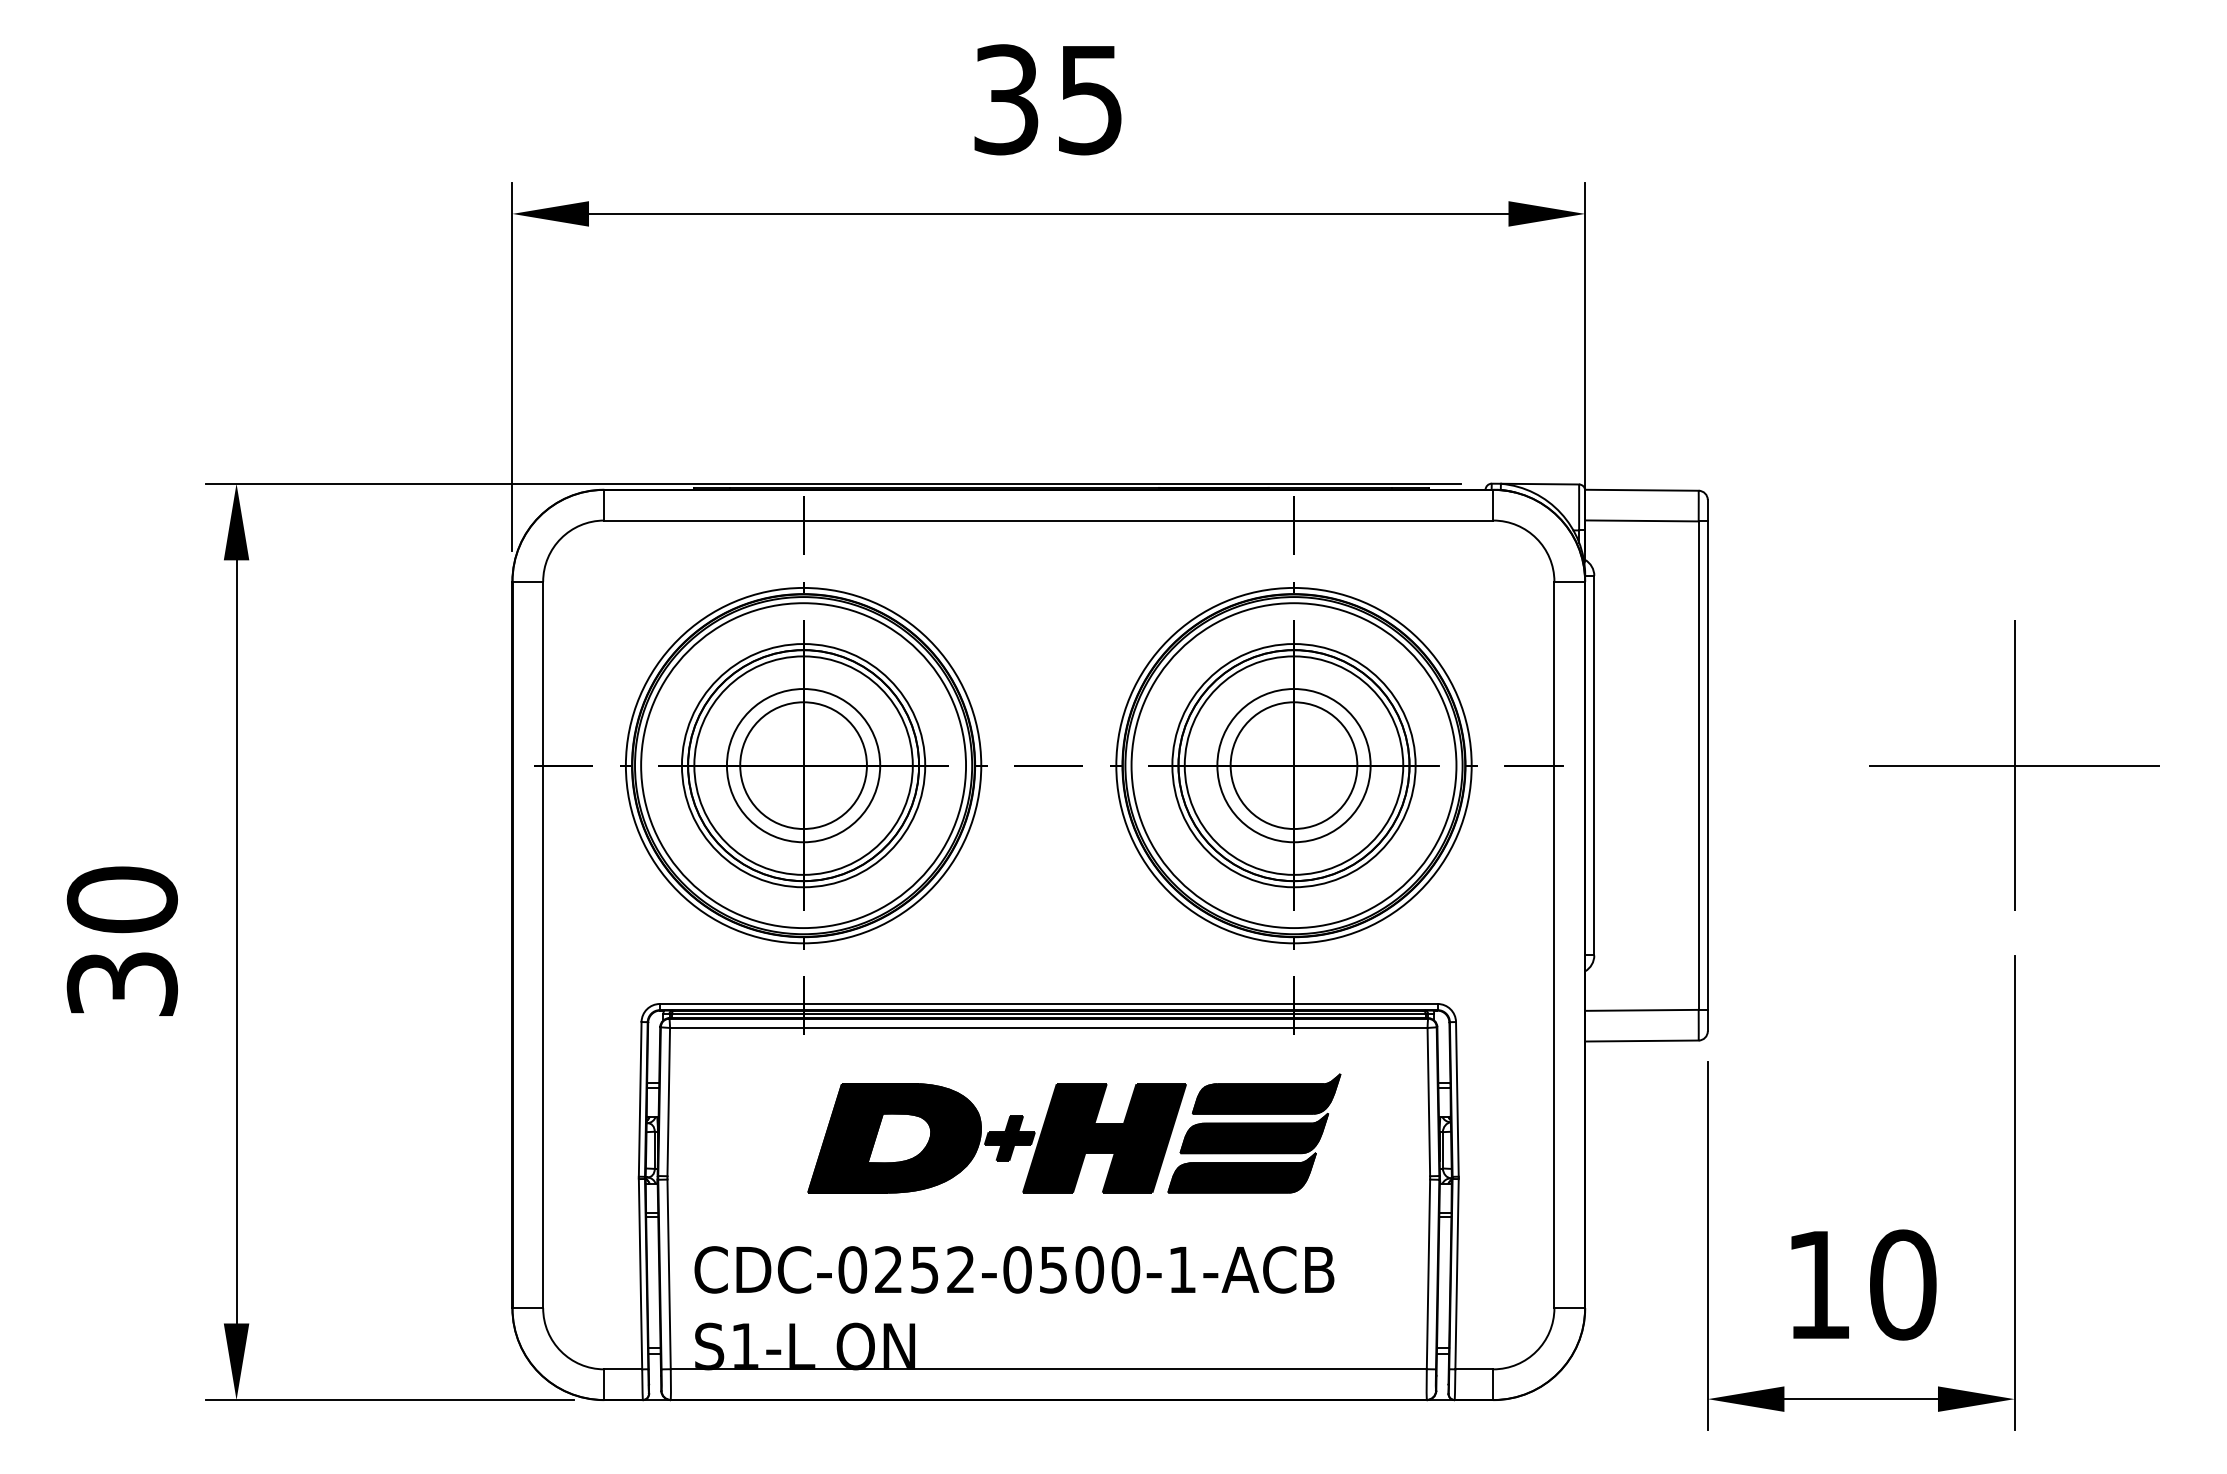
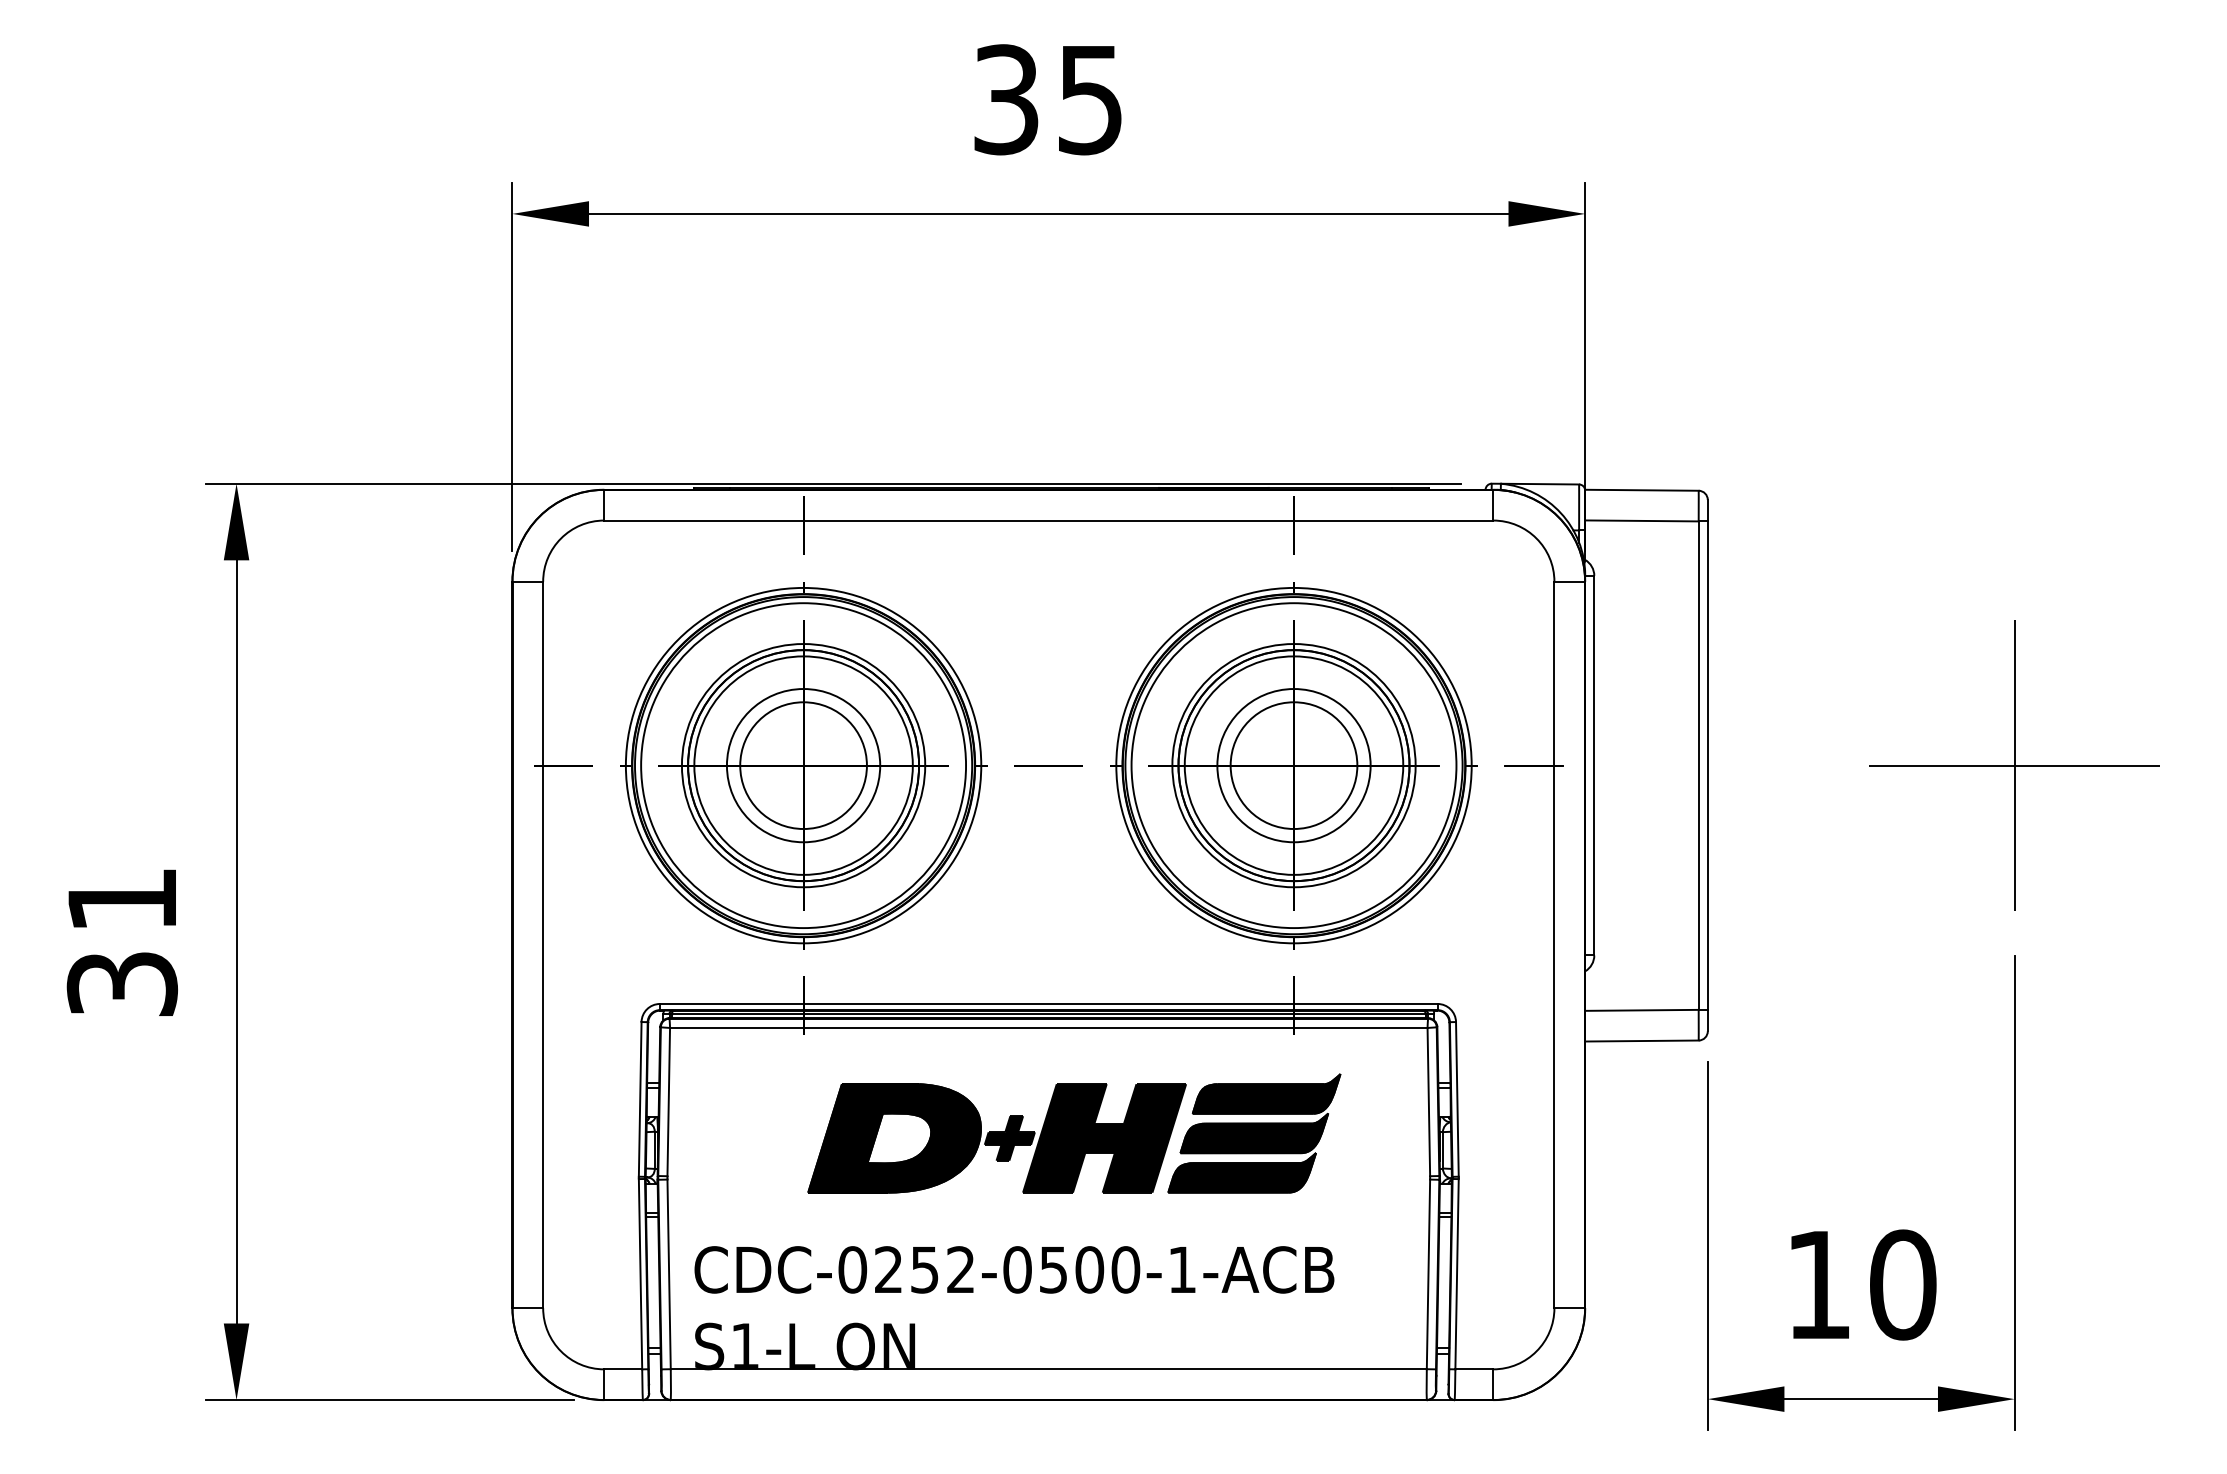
text: 30 -> 31 (121, 899)
